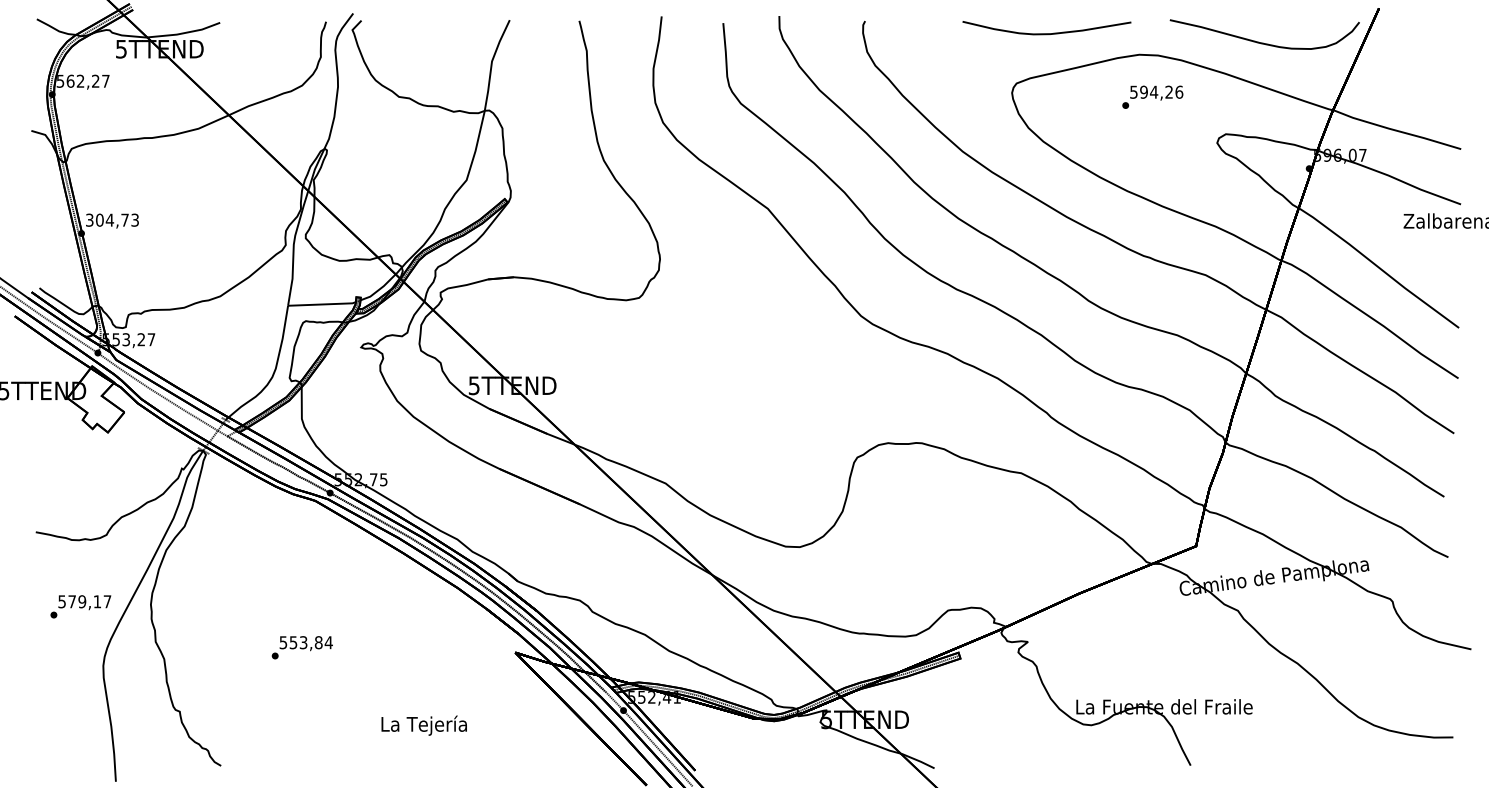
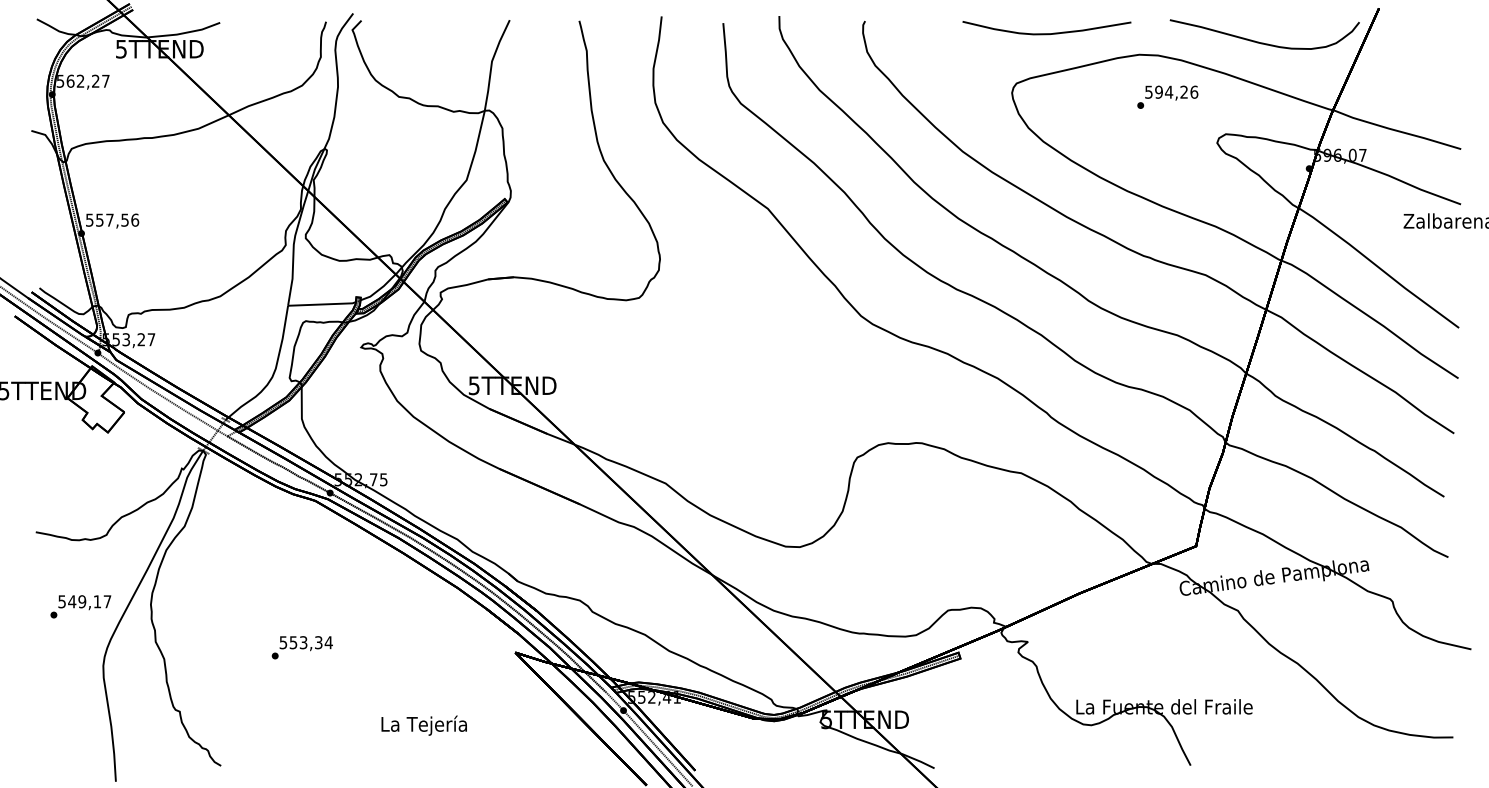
text position: (1152, 96) -> (1167, 96) (1167, 96)
text: 304,73 -> 557,56 (112, 219)
text: 579,17 -> 549,17 (72, 601)
text: 553,84 -> 553,34 (318, 642)
